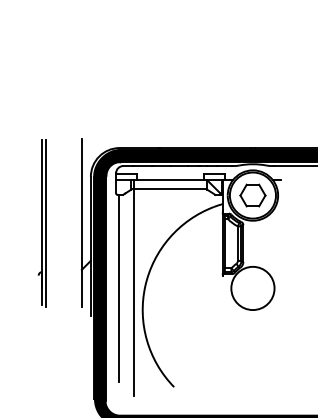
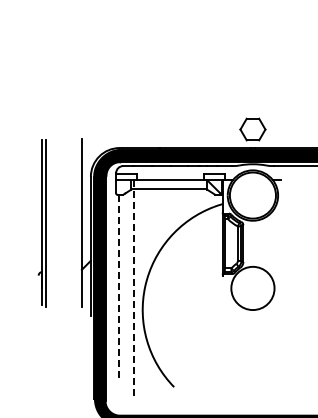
part position: (252, 195) -> (252, 129) (252, 129)
line: solid -> dashed (119, 288)
line: solid -> dashed (133, 288)
